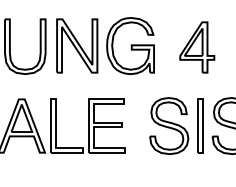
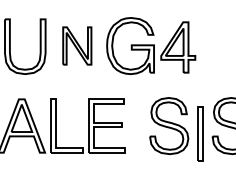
part size: 43x56 px -> 31x40 px (77, 45)
part position: (197, 47) -> (178, 47) (178, 47)
part position: (200, 125) -> (200, 133) (200, 133)
